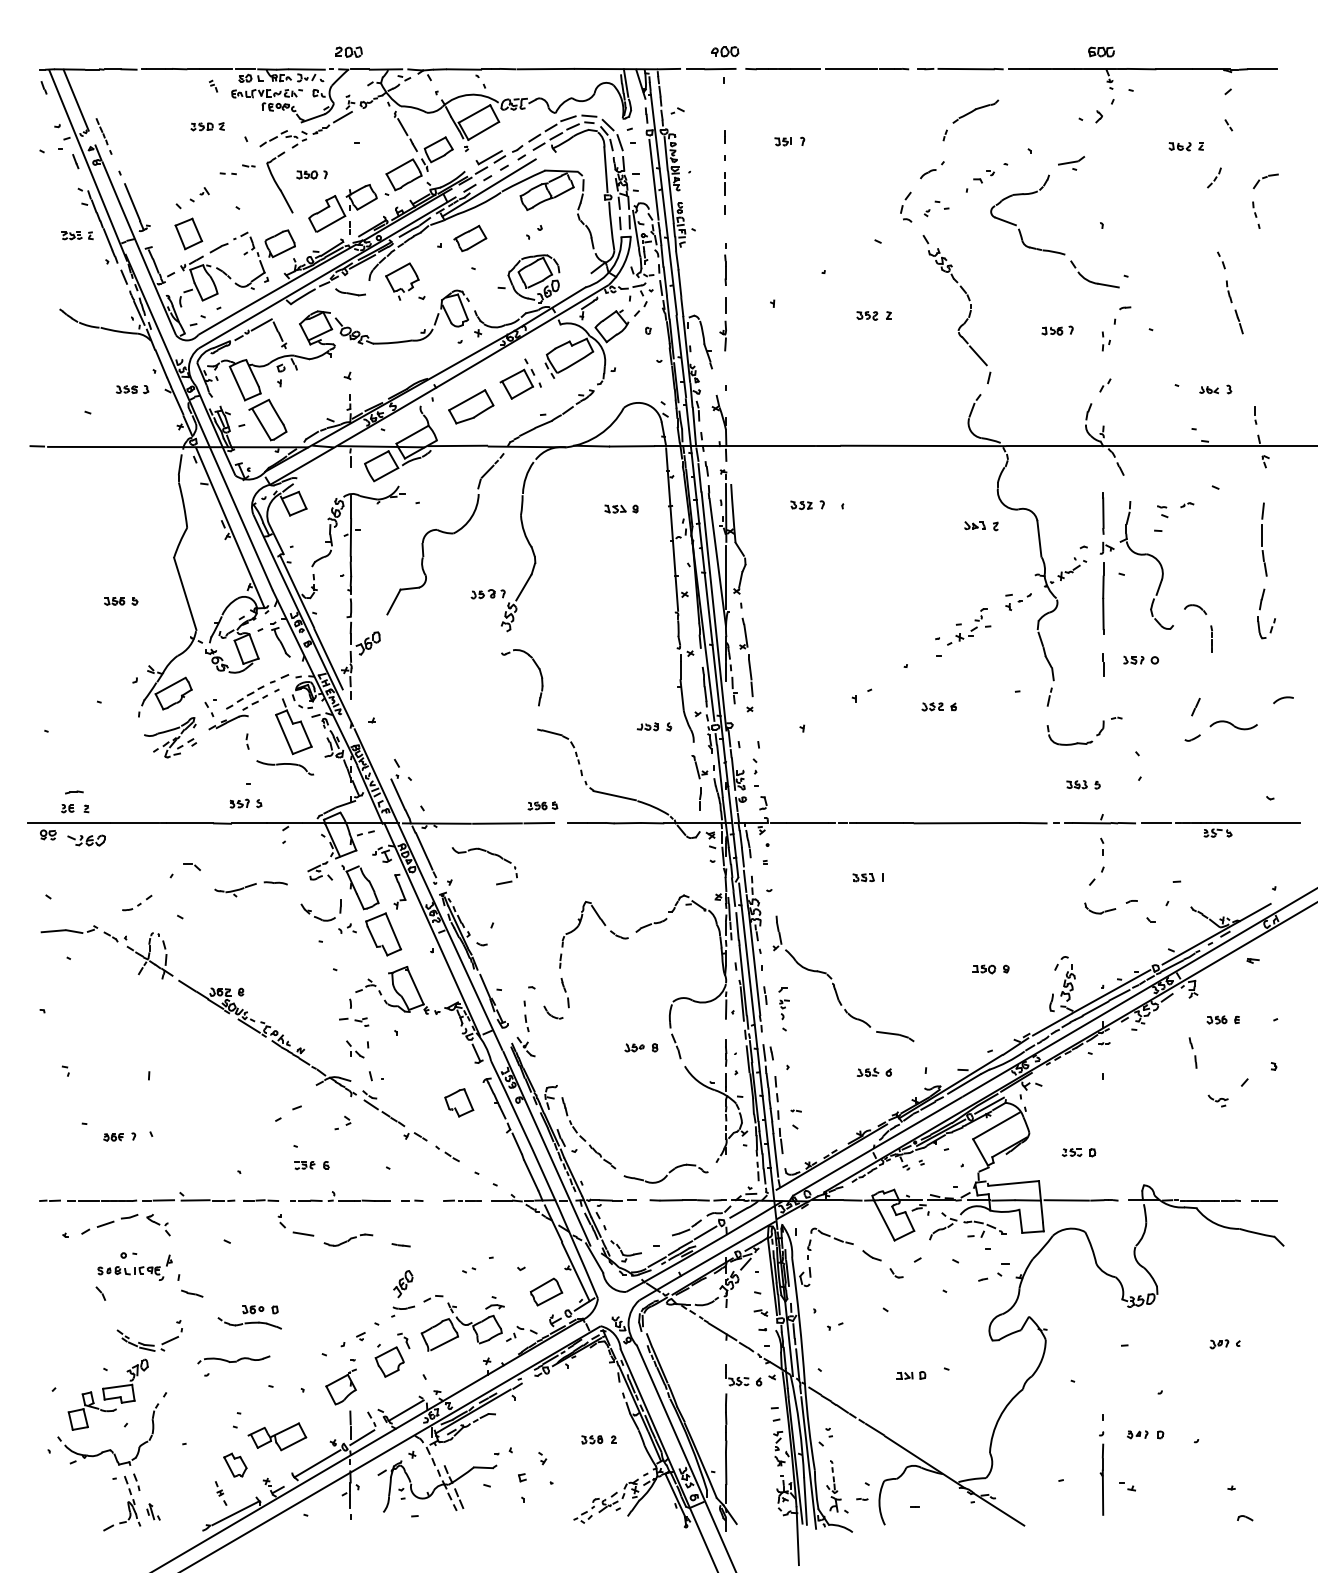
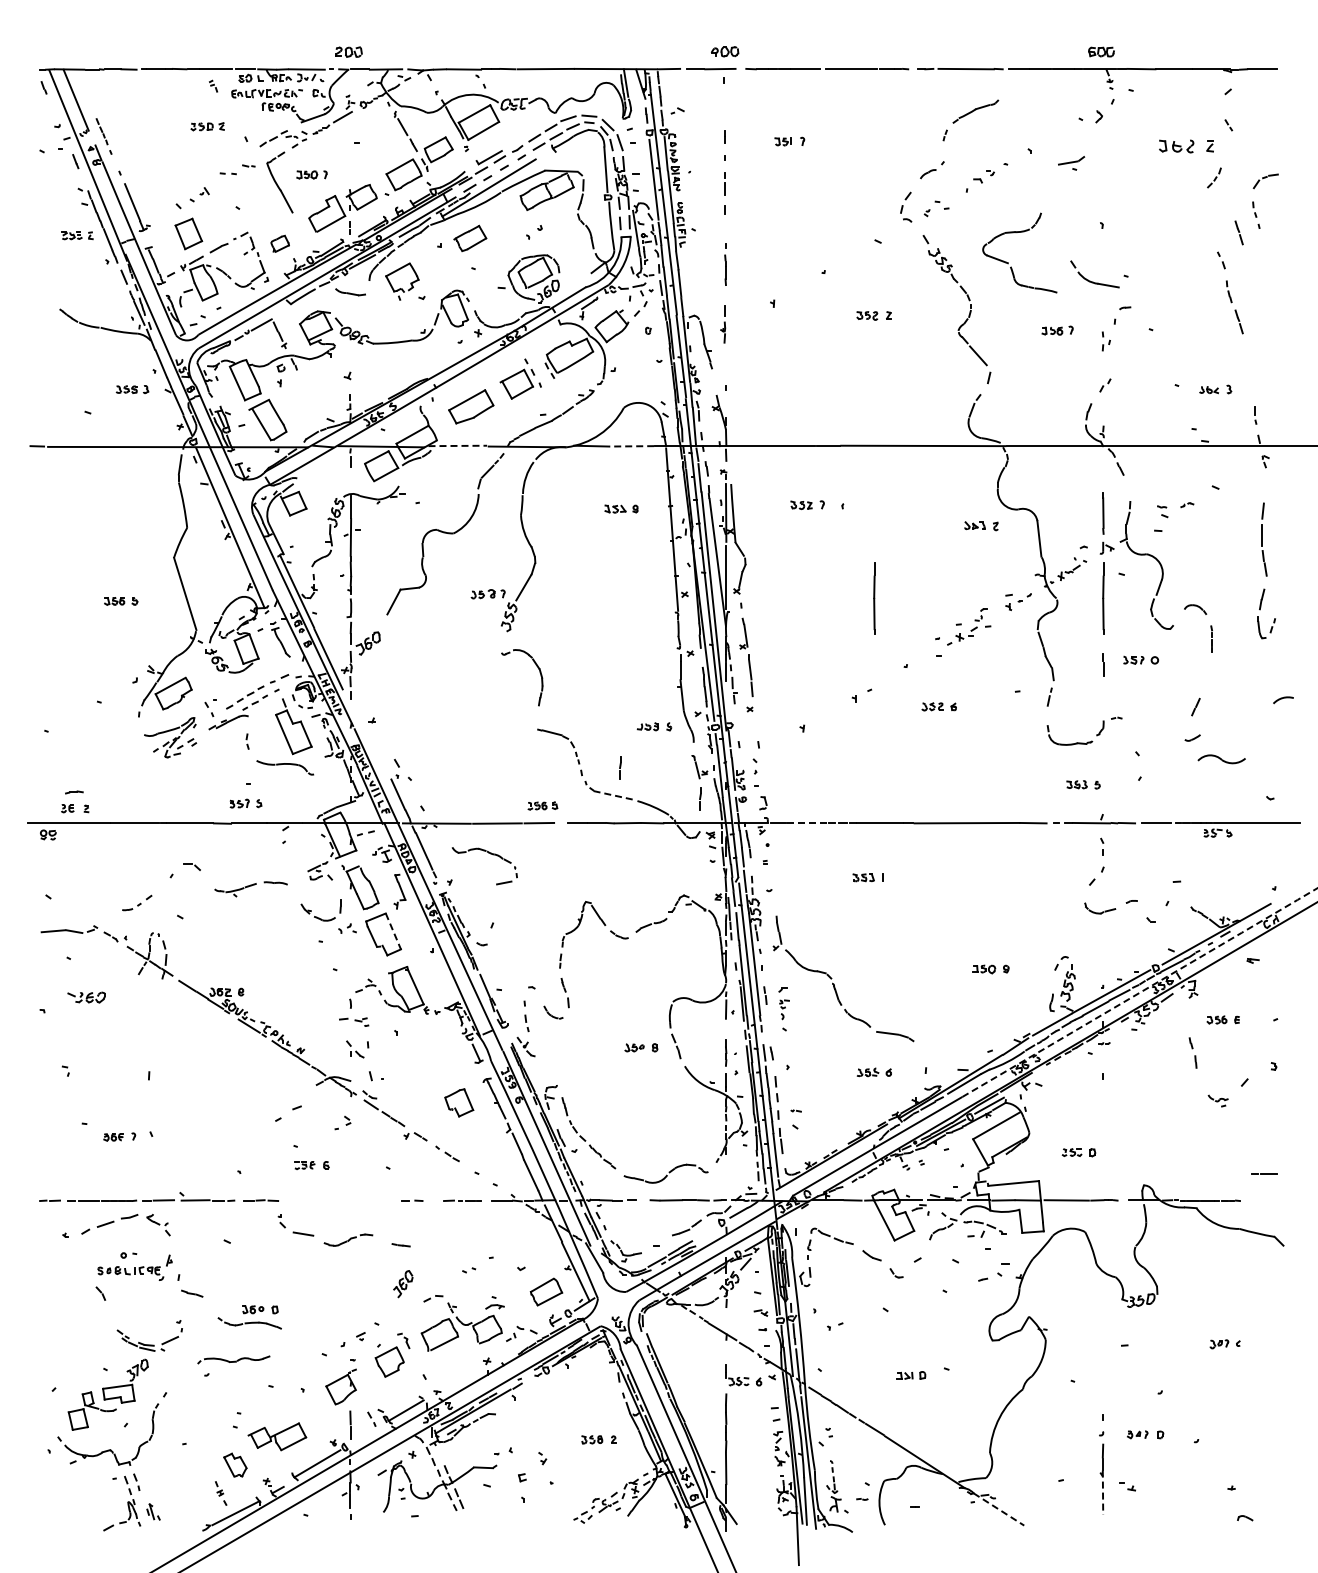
part size: 36x10 px -> 55x15 px (1186, 146)
part position: (1016, 224) -> (1008, 262) (1008, 262)
line: none -> present (1238, 232)
part size: 32x30 px -> 20x19 px (279, 243)
part size: 8x55 px -> 7x39 px (723, 324)
line: solid -> dashed (458, 445)
line: solid -> dashed (631, 446)
line: none -> present (874, 598)
part position: (1233, 725) -> (1221, 759) (1221, 759)
line: none -> present (620, 767)
line: solid -> dashed (614, 795)
line: solid -> dashed (807, 822)
part position: (86, 840) -> (86, 997) (86, 997)
line: solid -> dashed (393, 931)
arc: solid -> dashed (1140, 992)
part: present -> none (340, 1196)
line position: (1264, 1200) -> (1264, 1173) (1264, 1173)
line: present -> none (705, 1232)
part: present -> none (402, 1311)
line: present -> none (362, 1437)
line: solid -> dashed (1103, 1493)
line: solid -> dashed (999, 1509)
